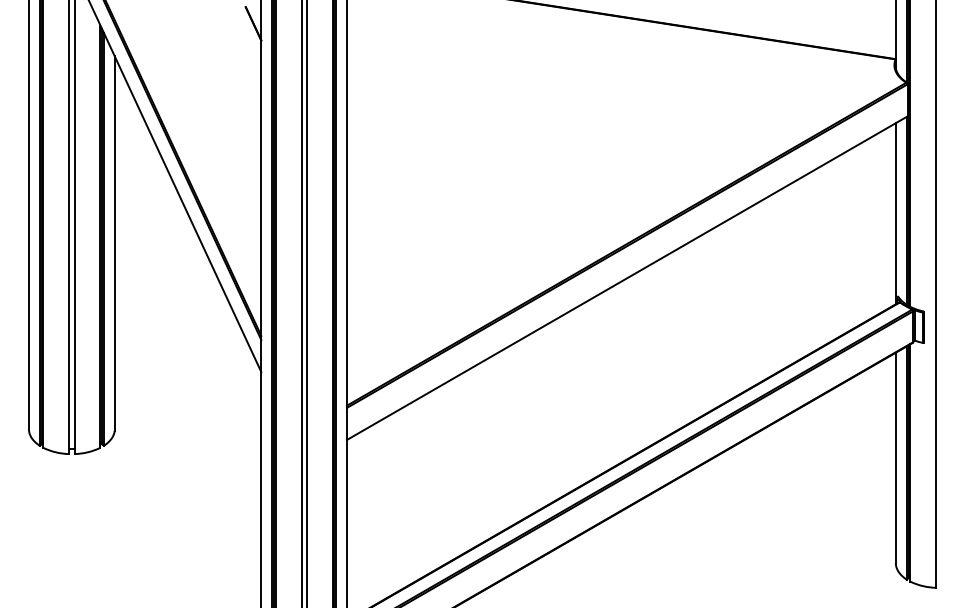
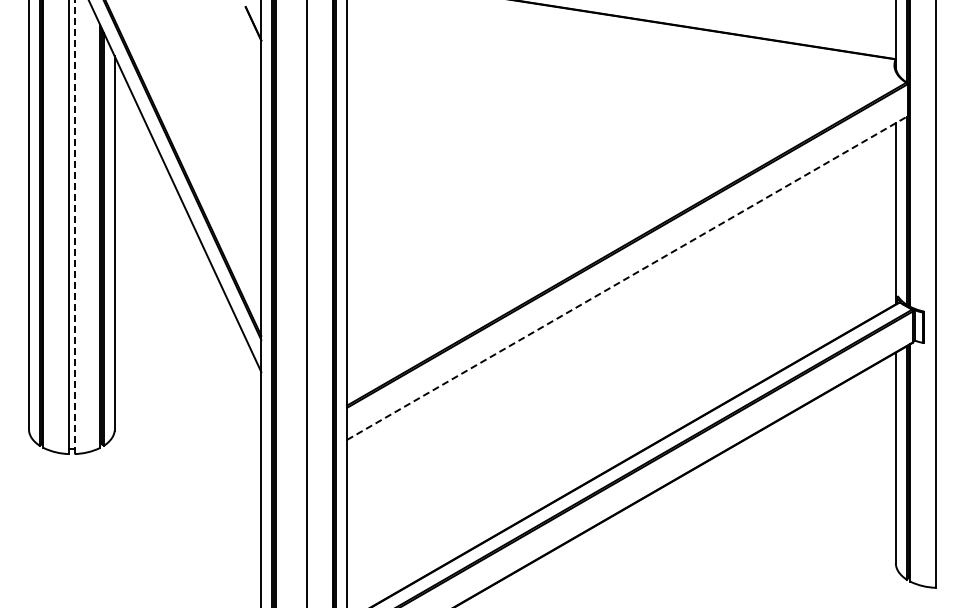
line: solid -> dashed (74, 227)
line: solid -> dashed (628, 277)
line: present -> none (301, 303)
